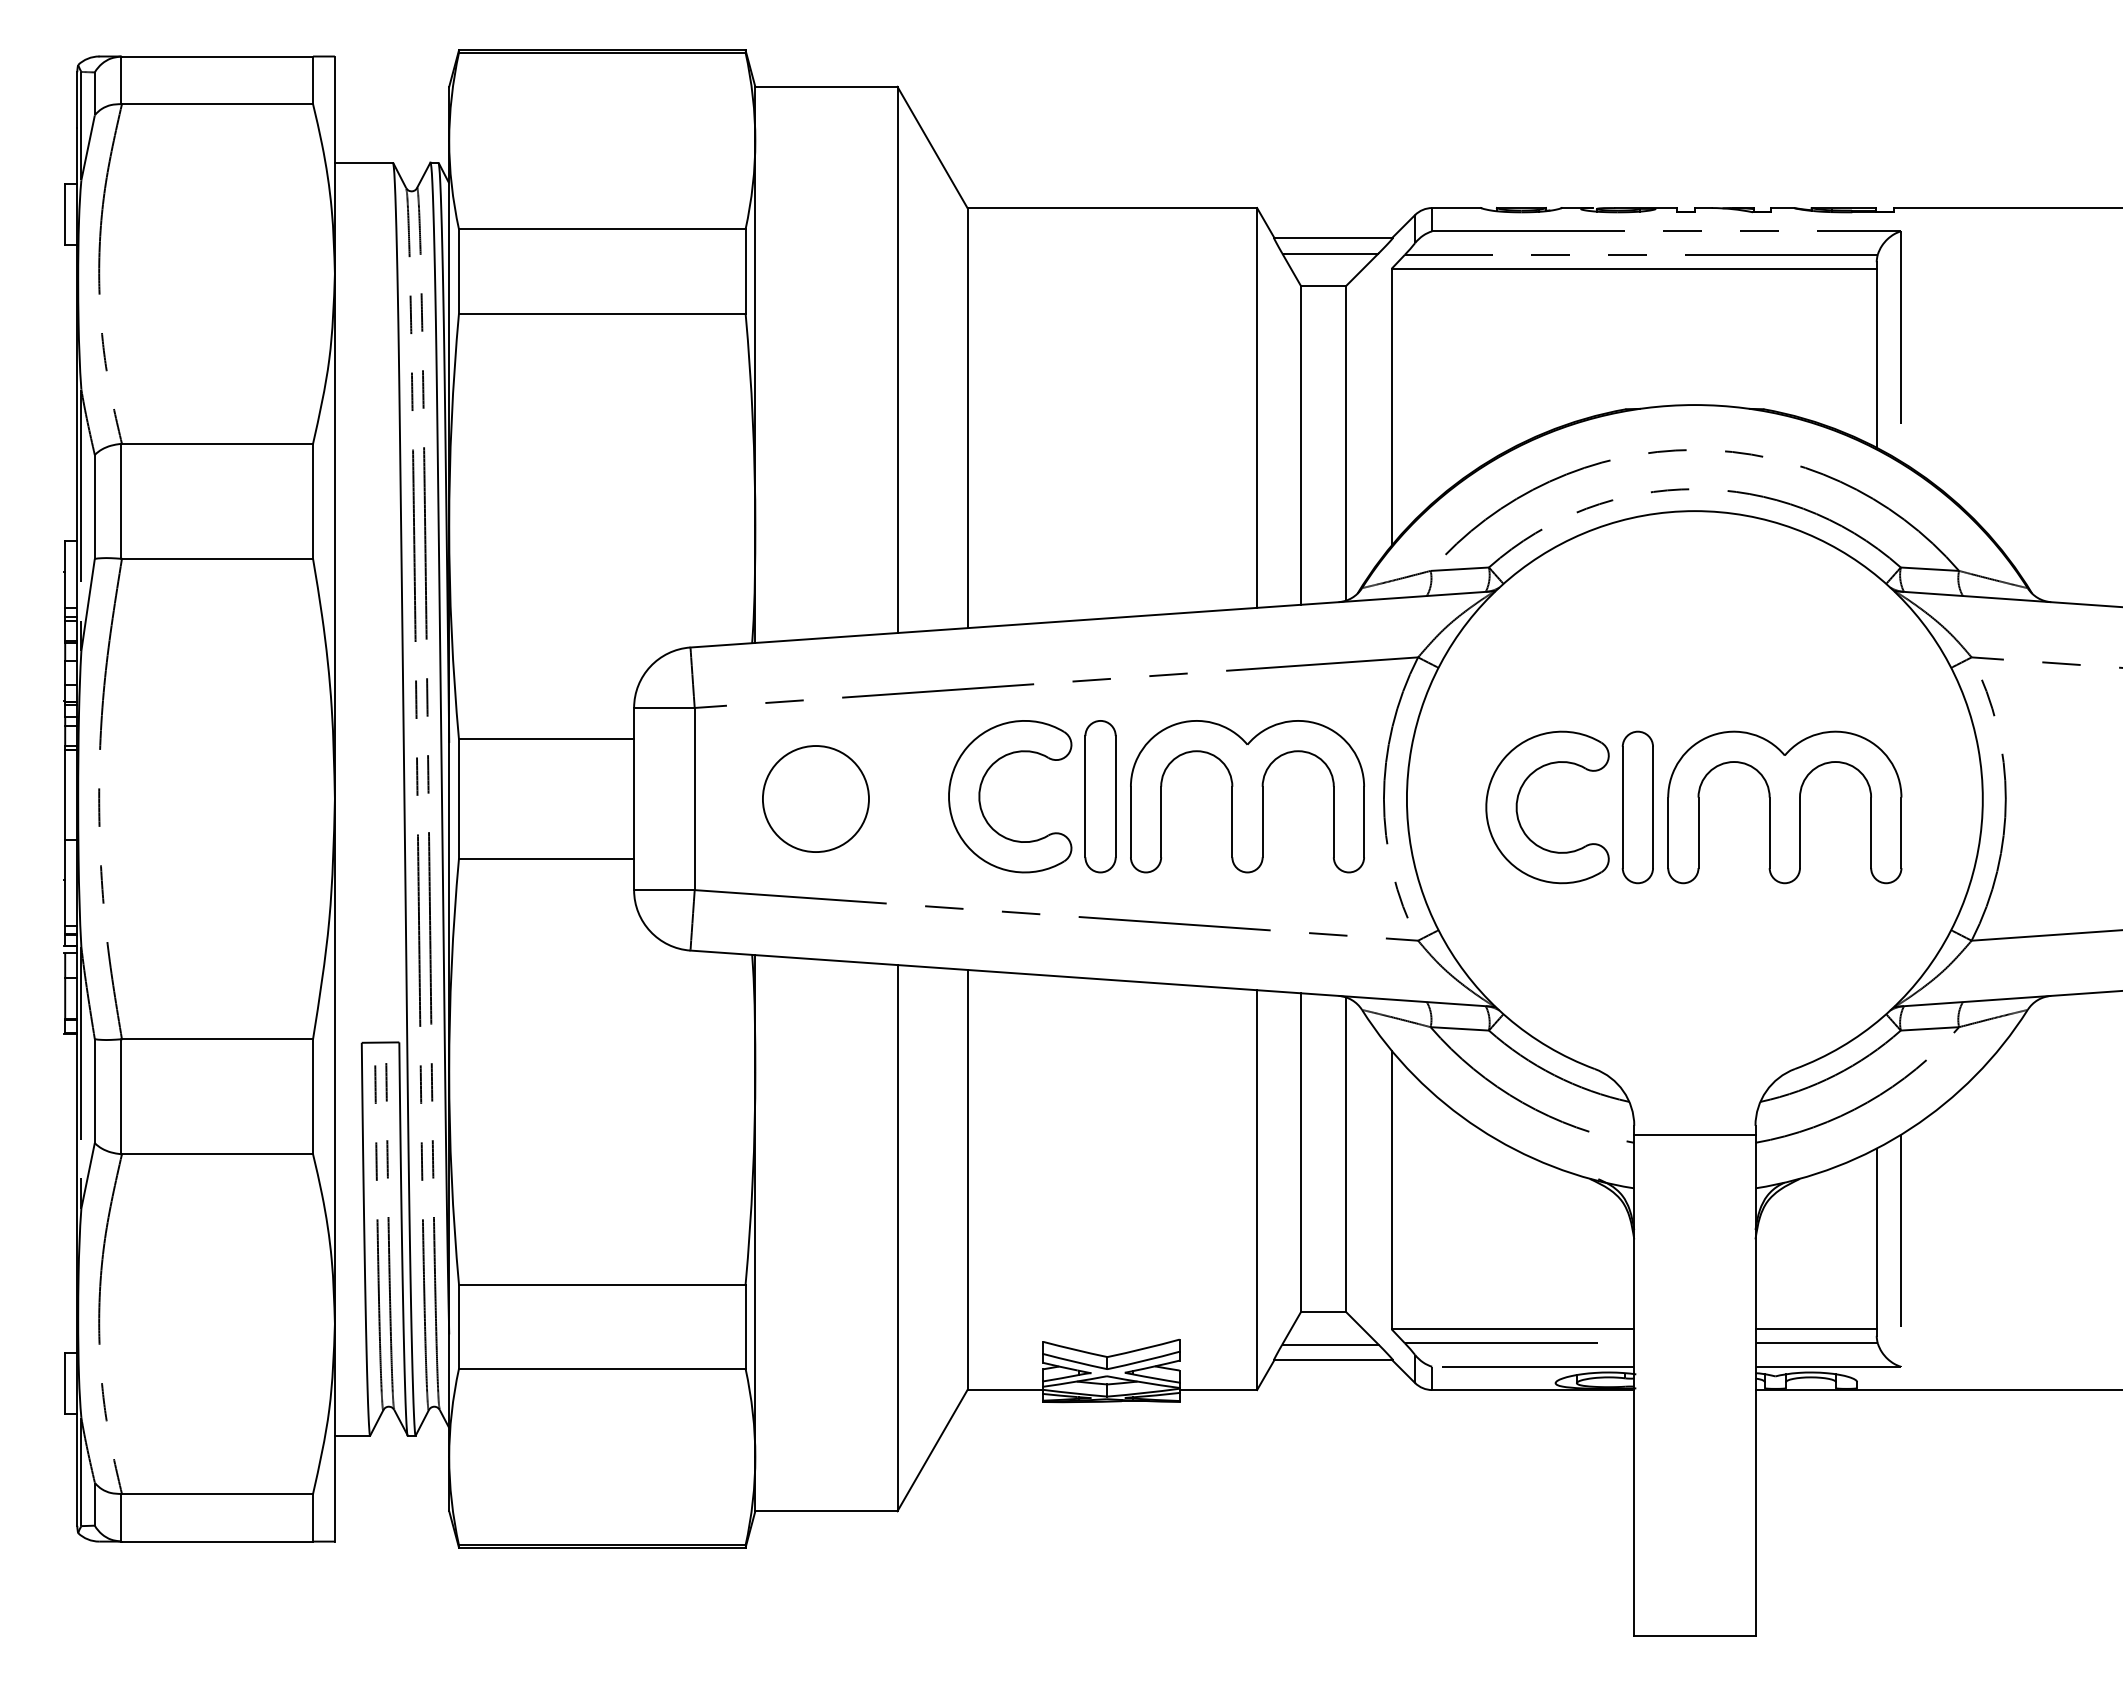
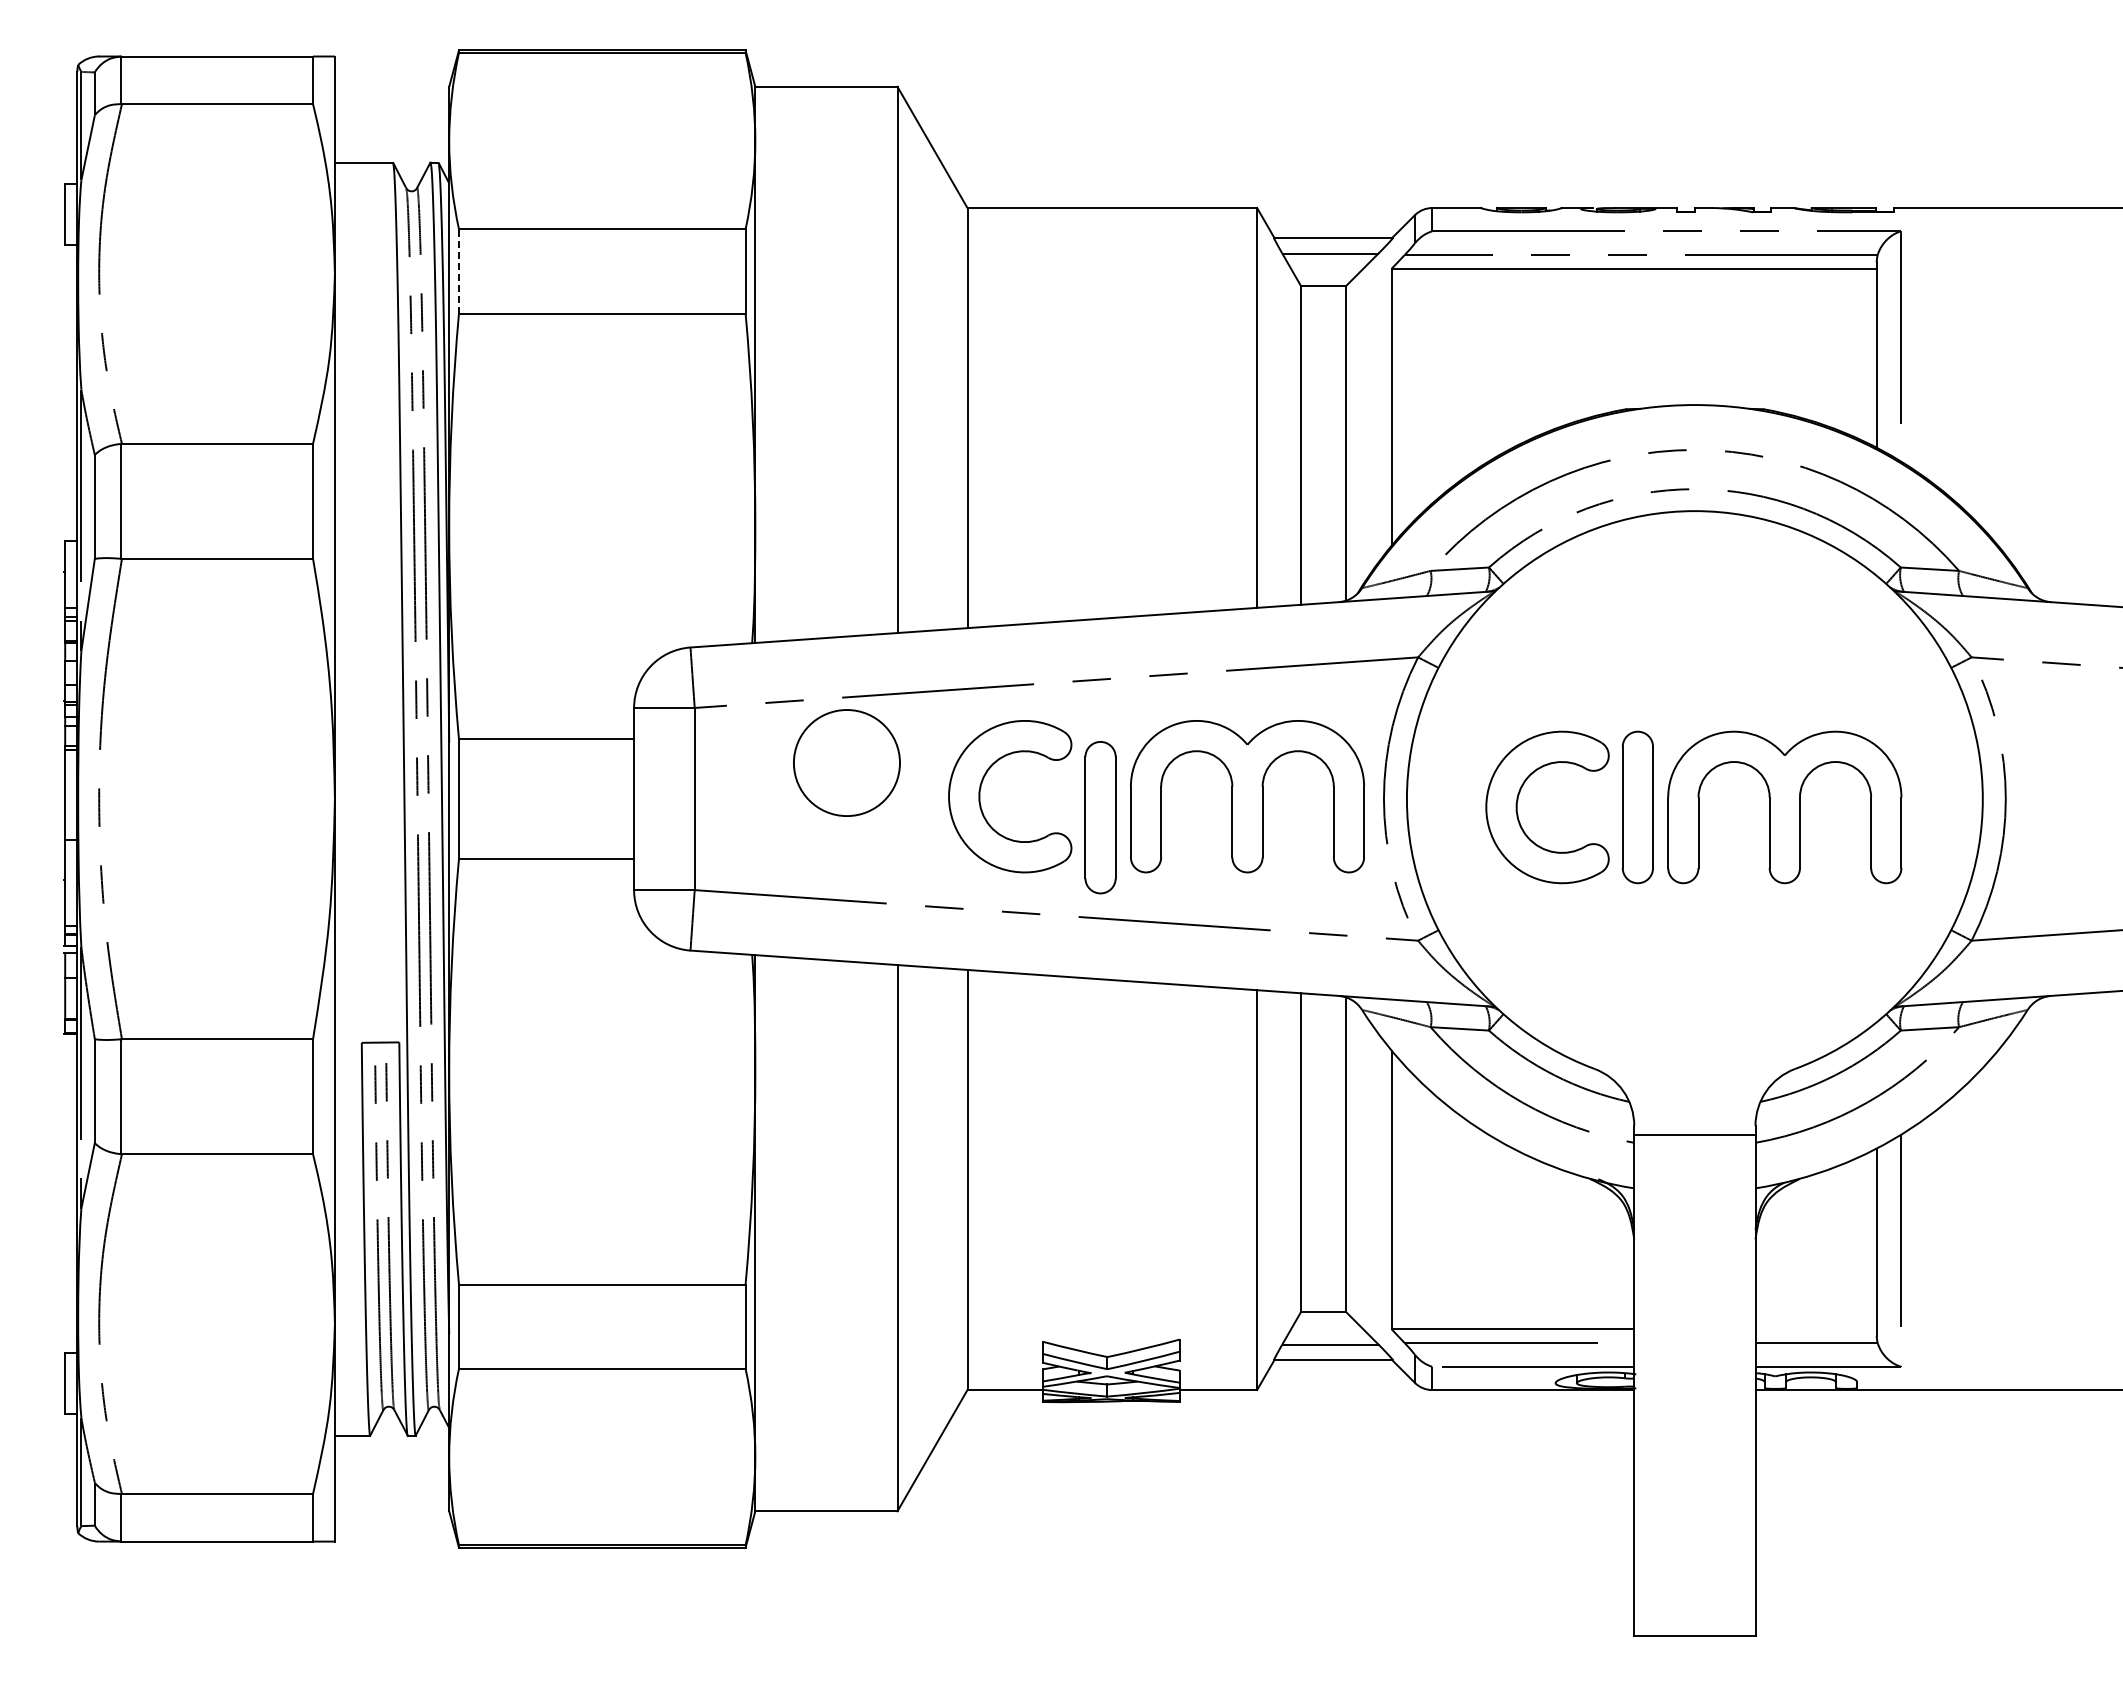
line: solid -> dashed (458, 270)
part position: (1100, 796) -> (1100, 817) (1100, 817)
circle position: (815, 798) -> (846, 762) (846, 762)
line: present -> none (1815, 1329)
